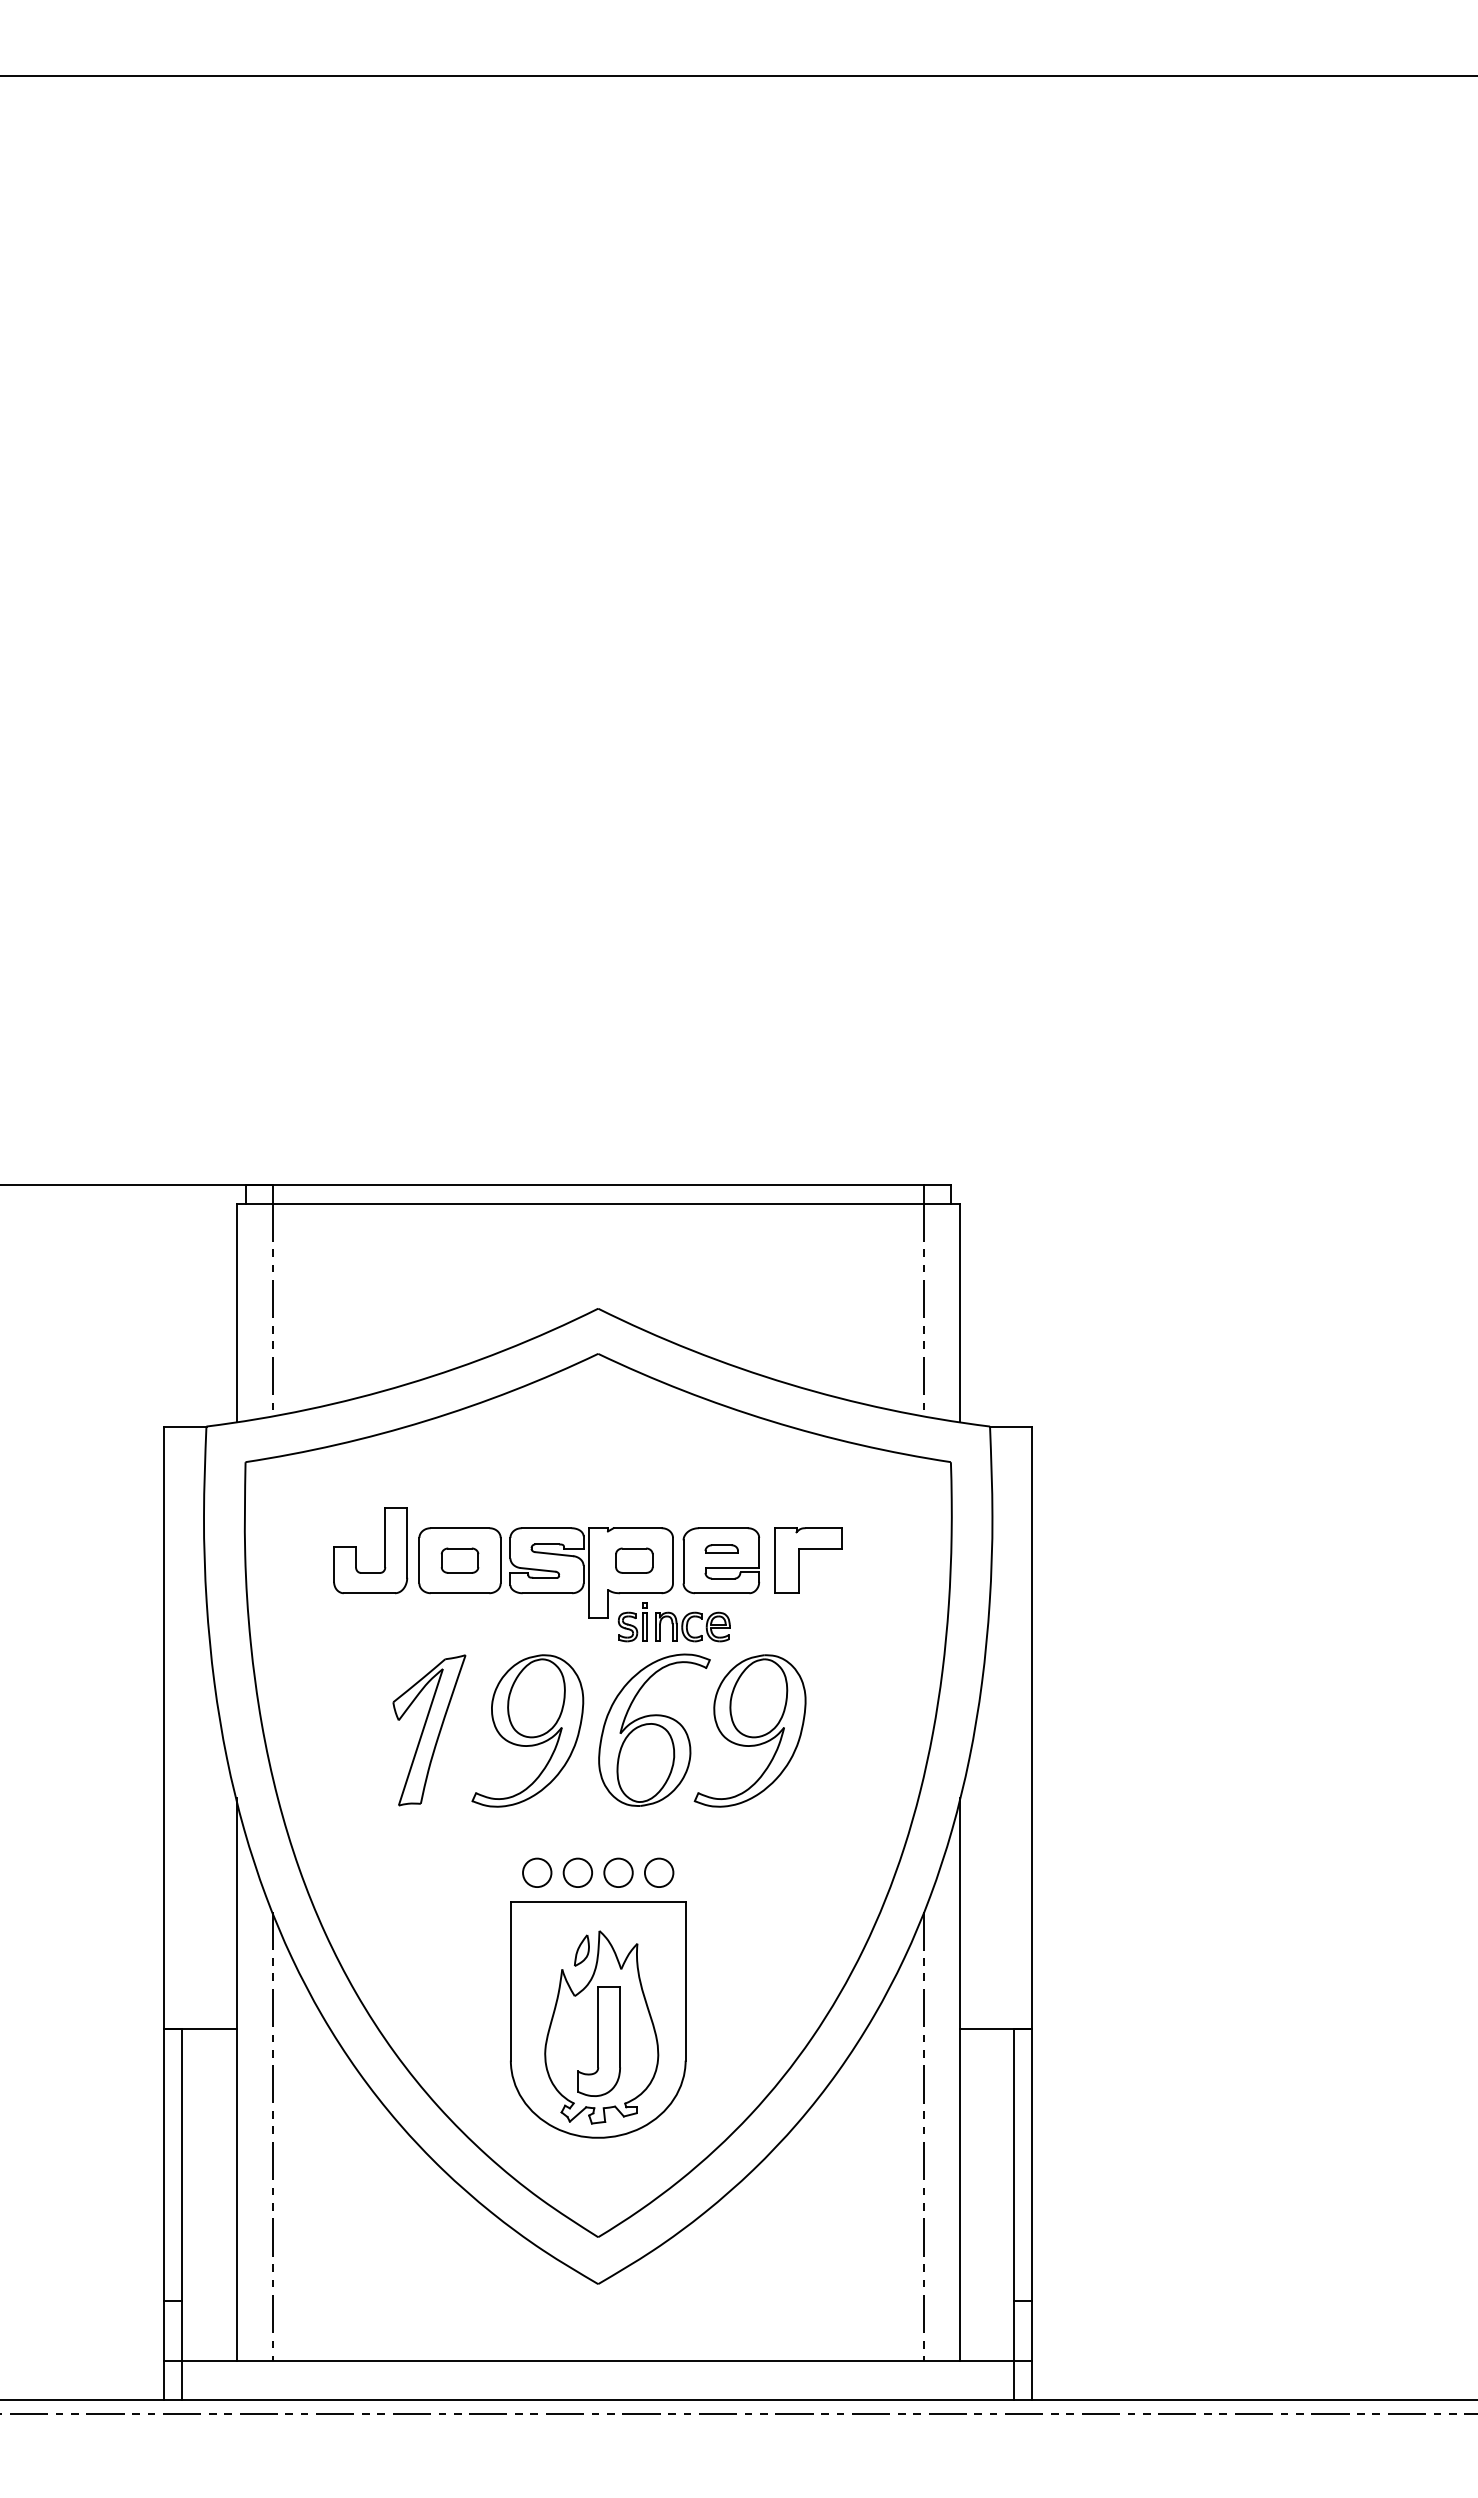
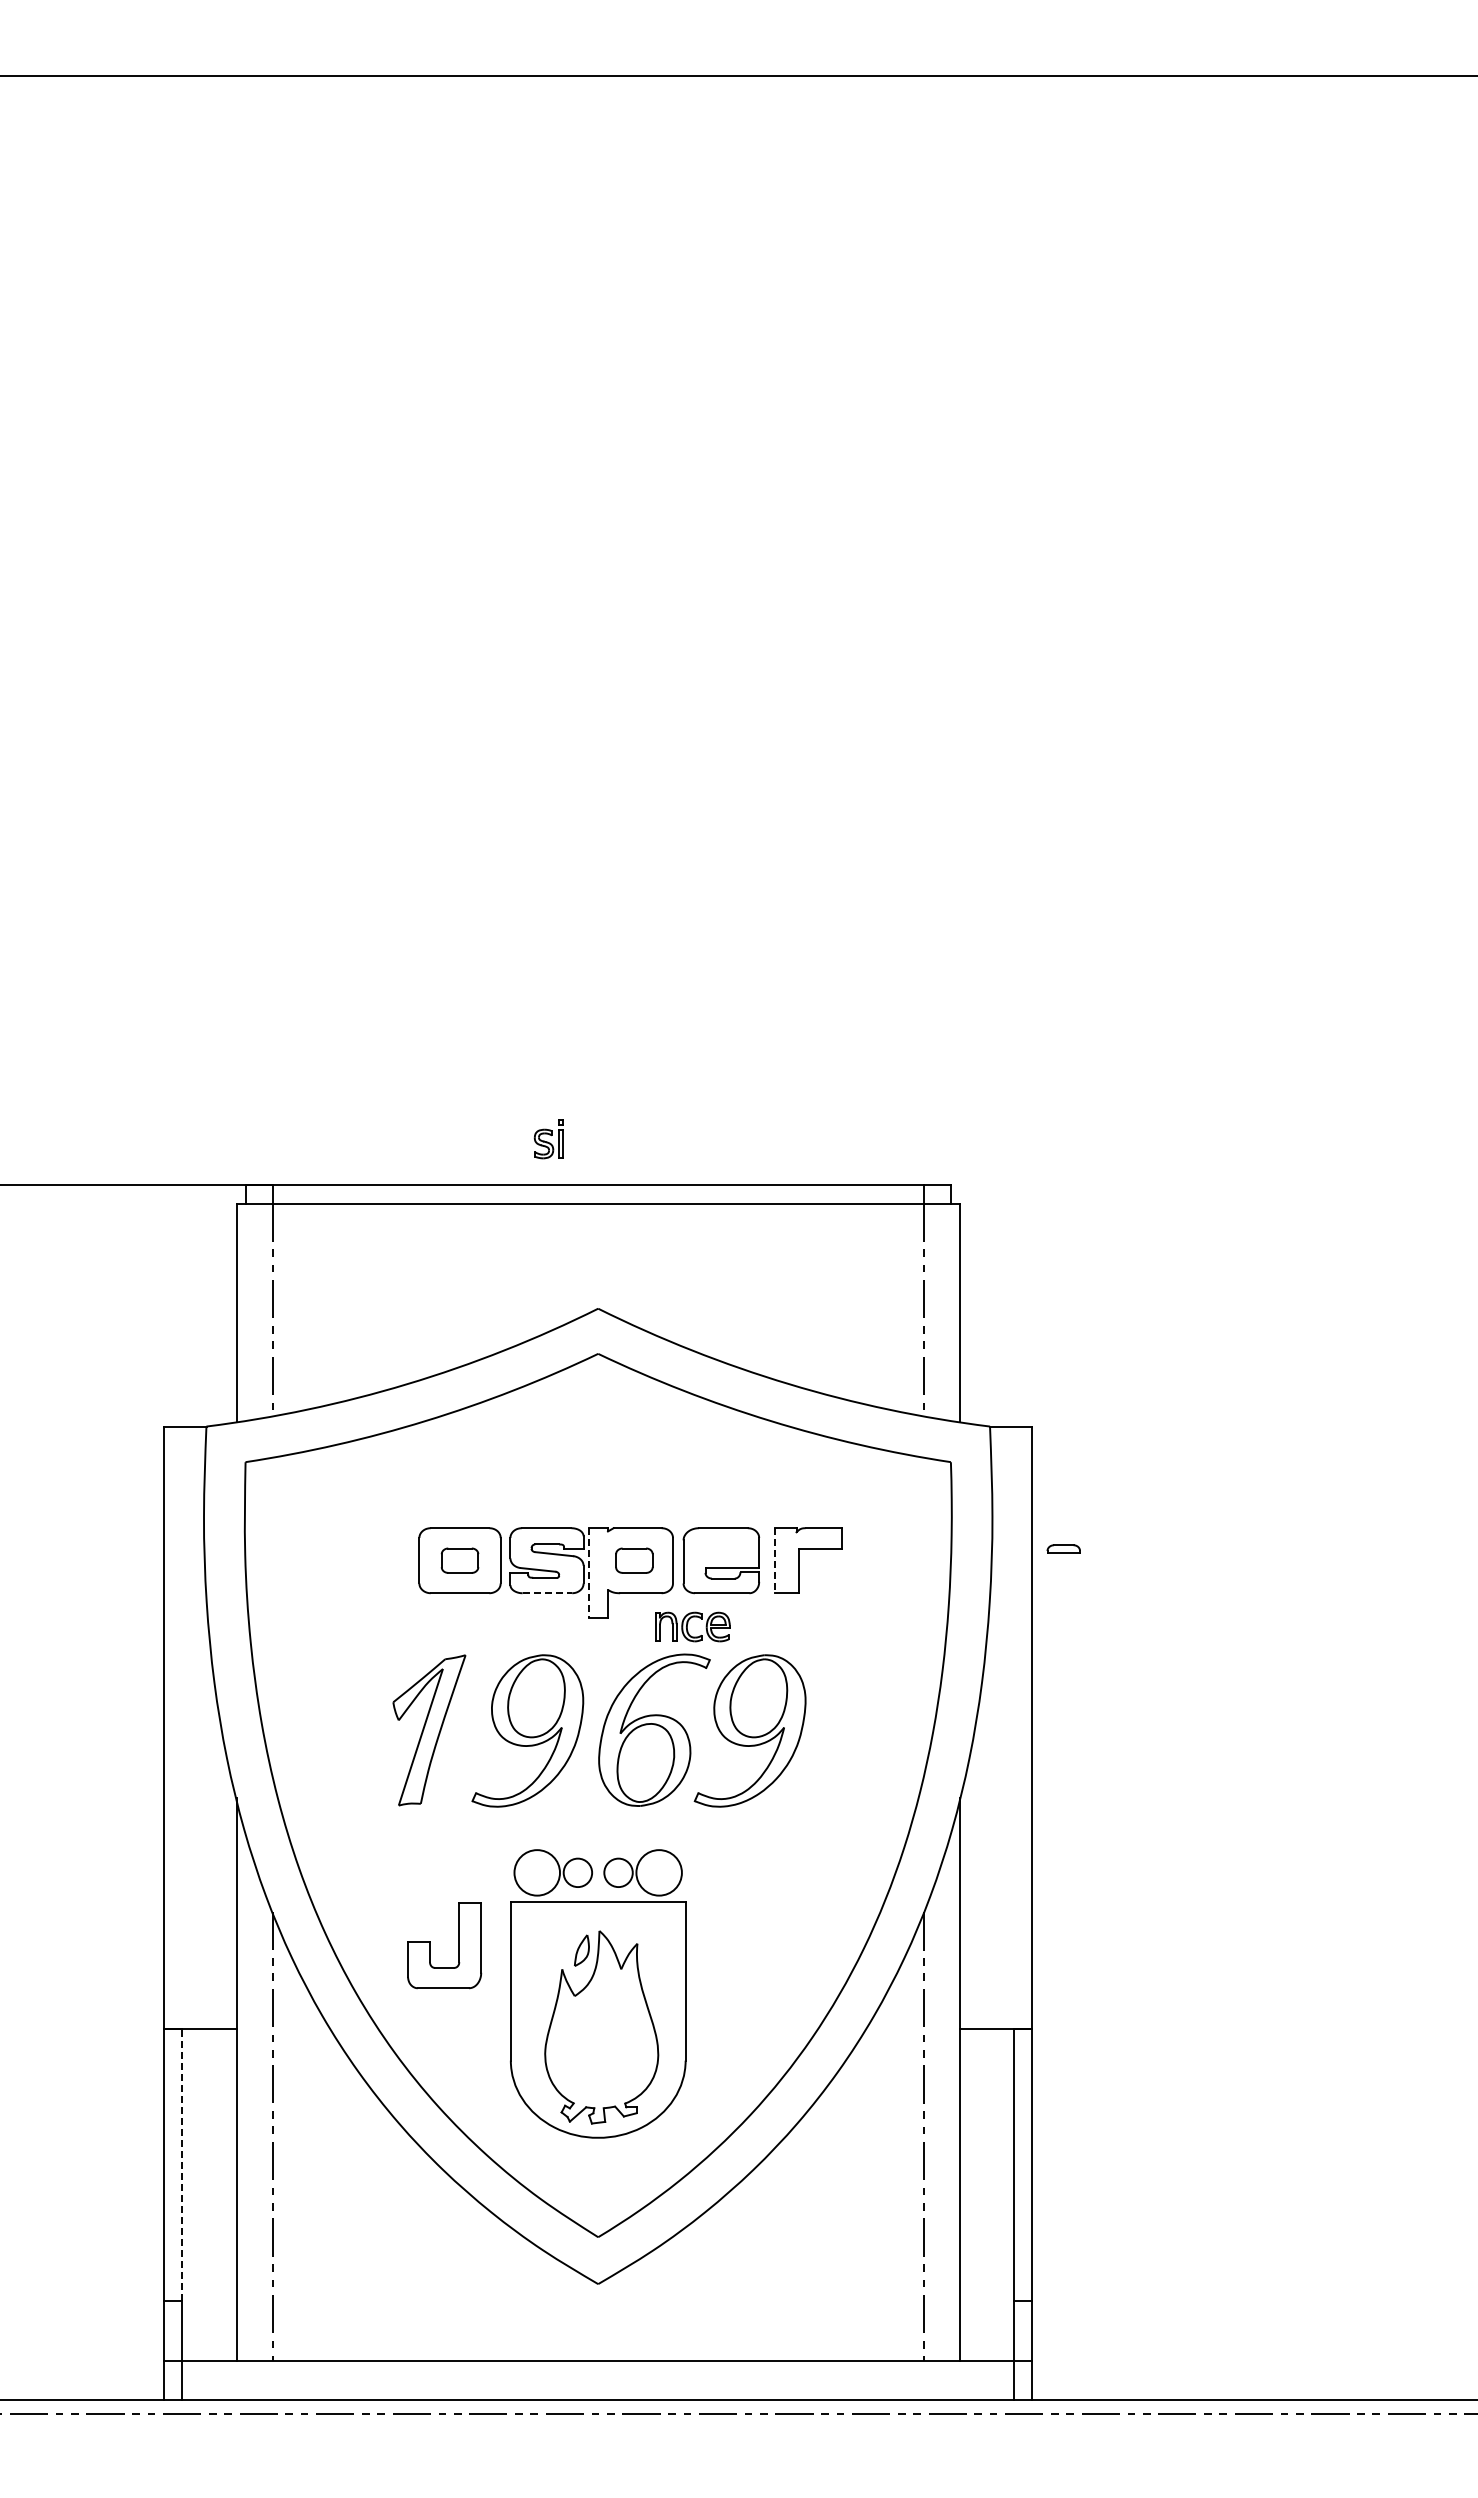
part position: (721, 1548) -> (1063, 1548) (1063, 1548)
part position: (356, 1550) -> (430, 1945) (430, 1945)
line: solid -> dashed (775, 1560)
line: solid -> dashed (589, 1572)
line: solid -> dashed (547, 1593)
part position: (632, 1622) -> (548, 1139) (548, 1139)
circle diameter: 28 px -> 46 px (537, 1872)
circle diameter: 28 px -> 46 px (658, 1872)
part: present -> none (598, 2041)
line: solid -> dashed (182, 2164)
